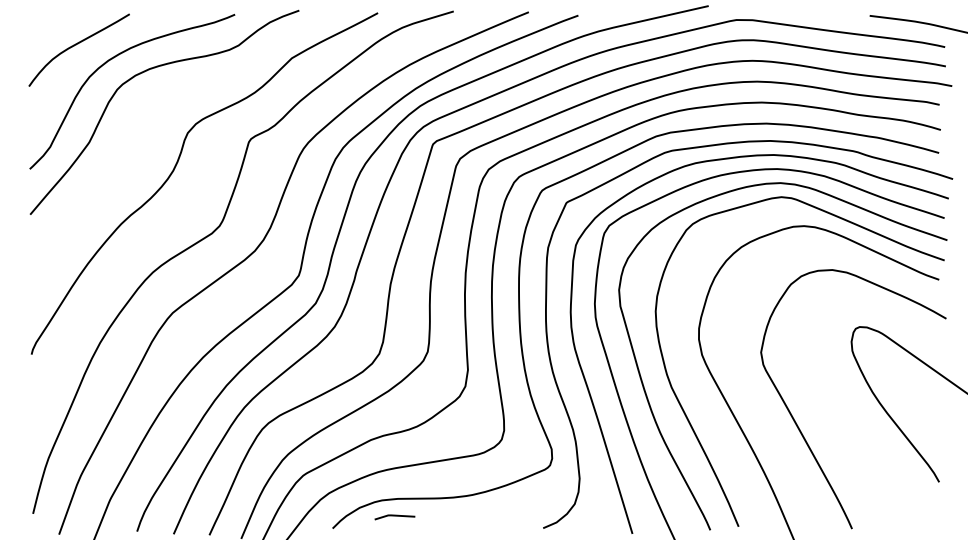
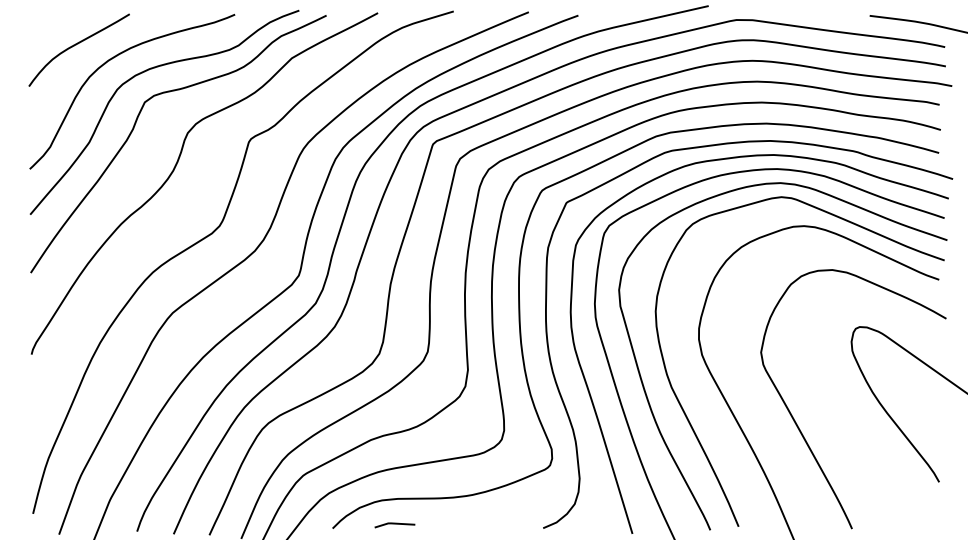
curve: none -> present (135, 126)
line position: (394, 516) -> (394, 524) (394, 524)
